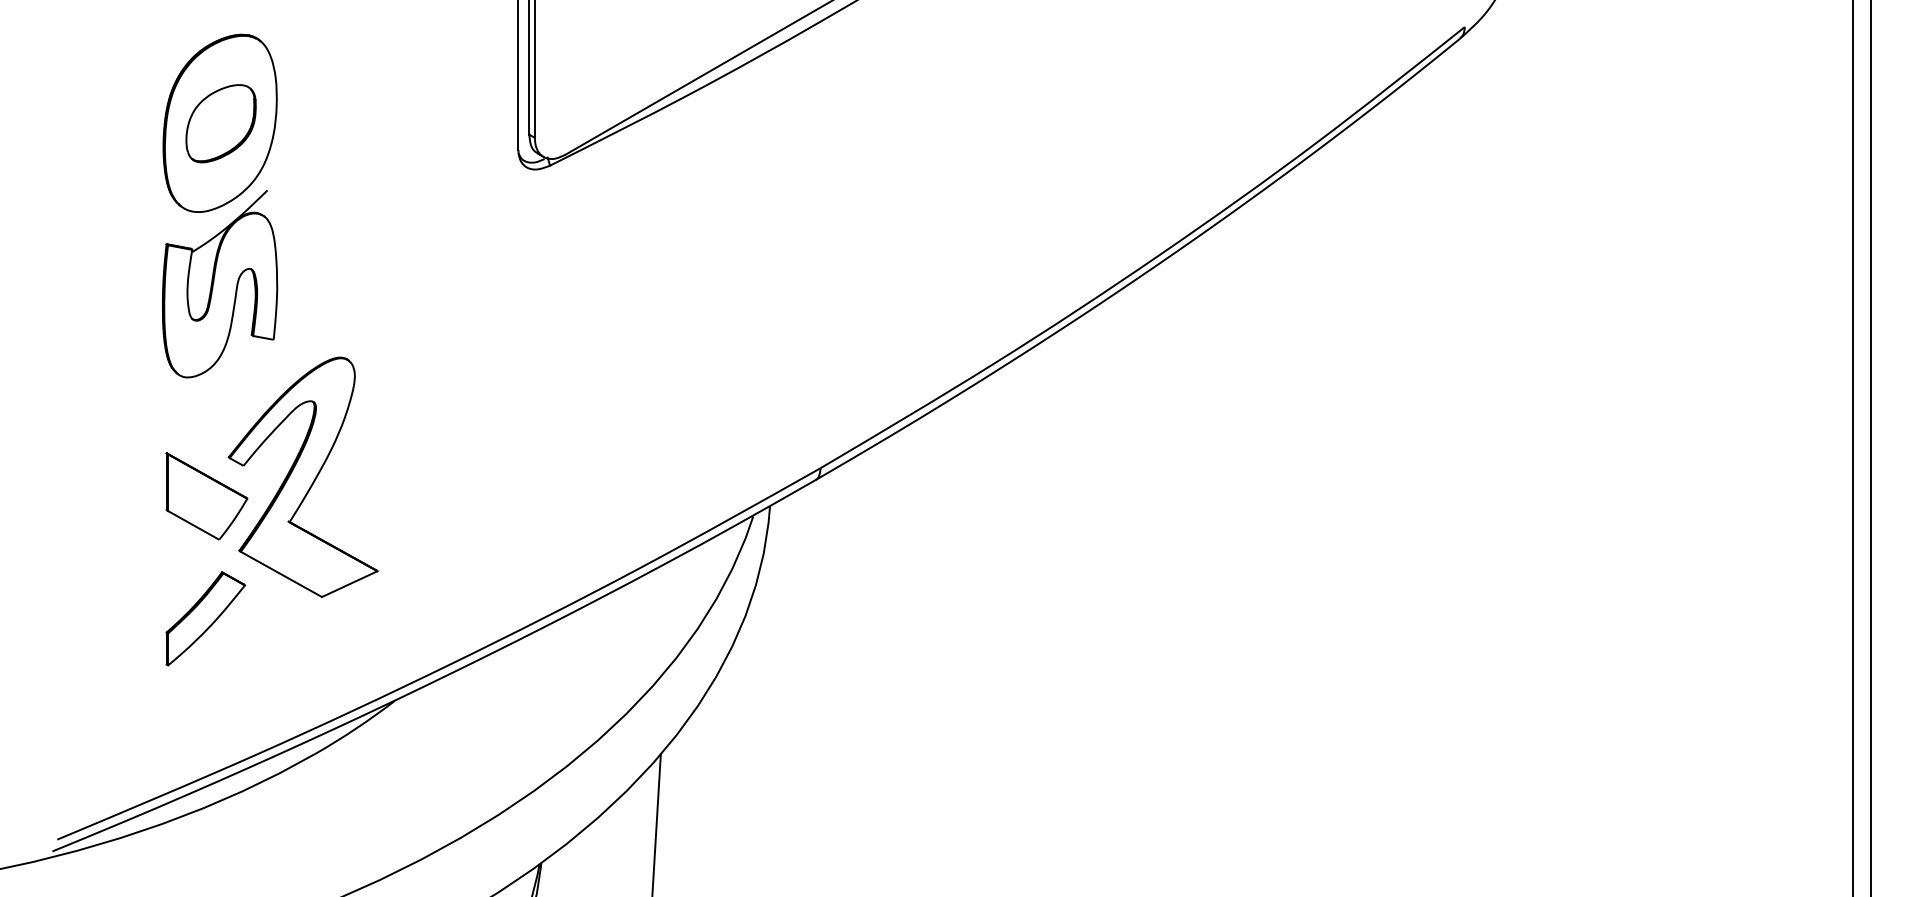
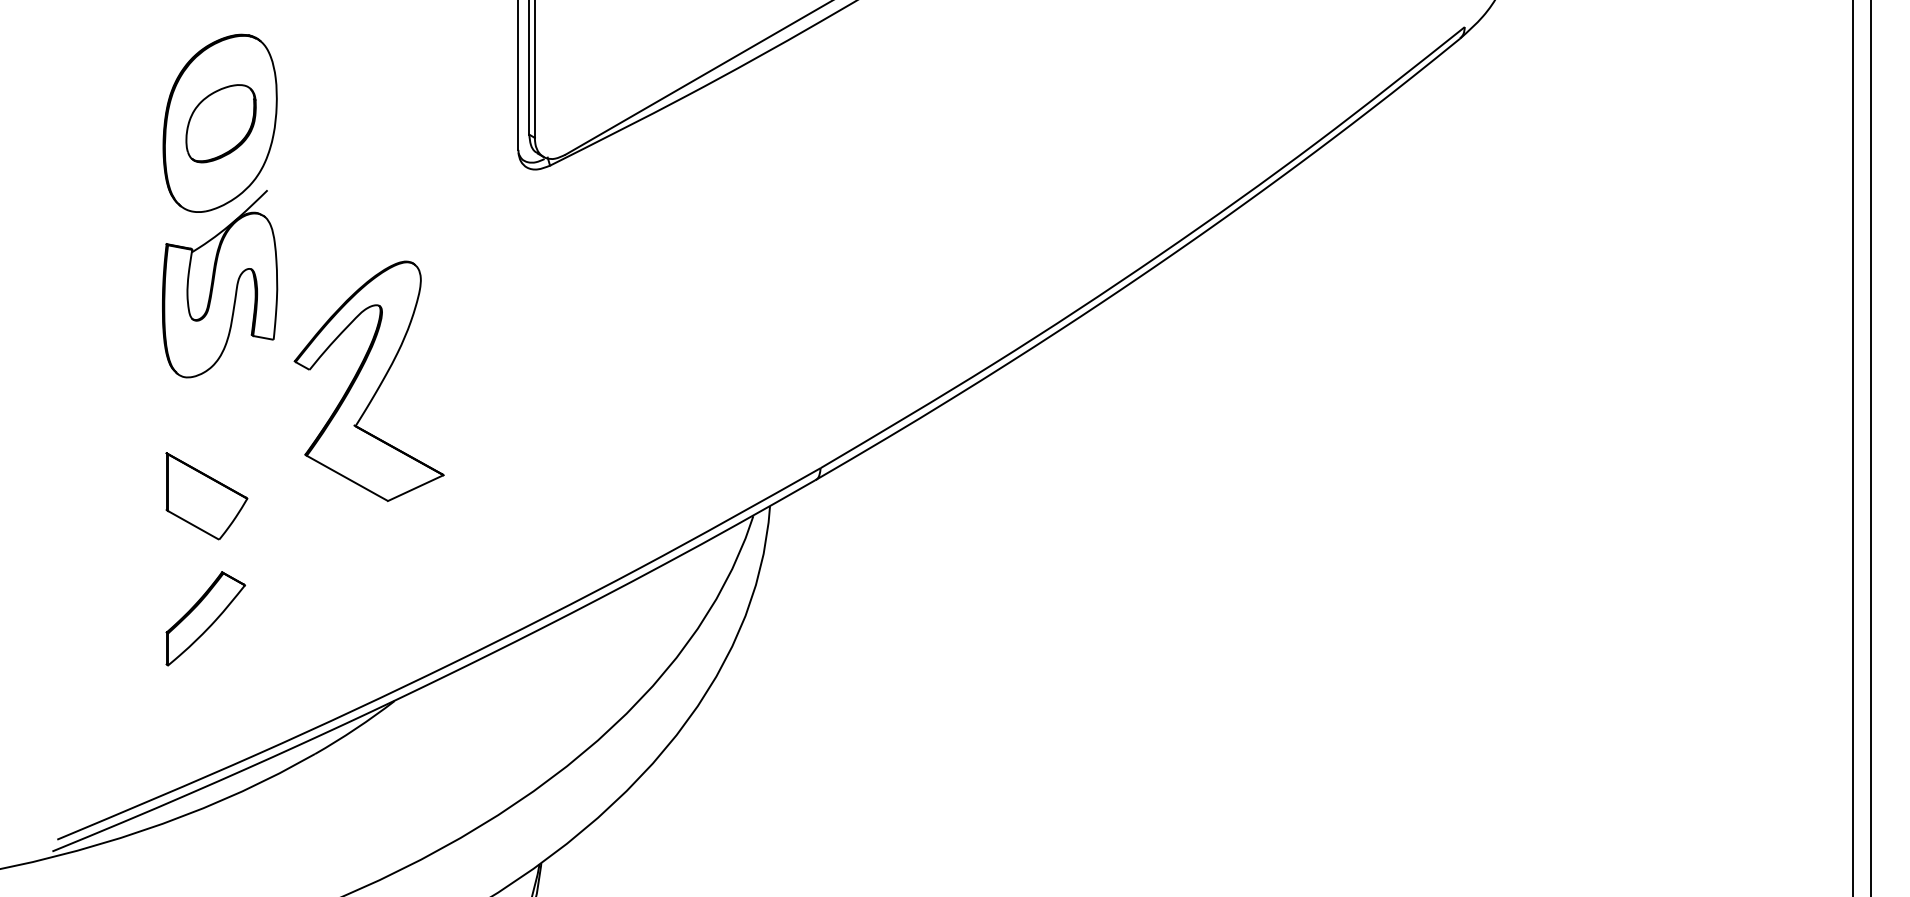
part position: (302, 476) -> (368, 380) (368, 380)
line: present -> none (656, 823)
